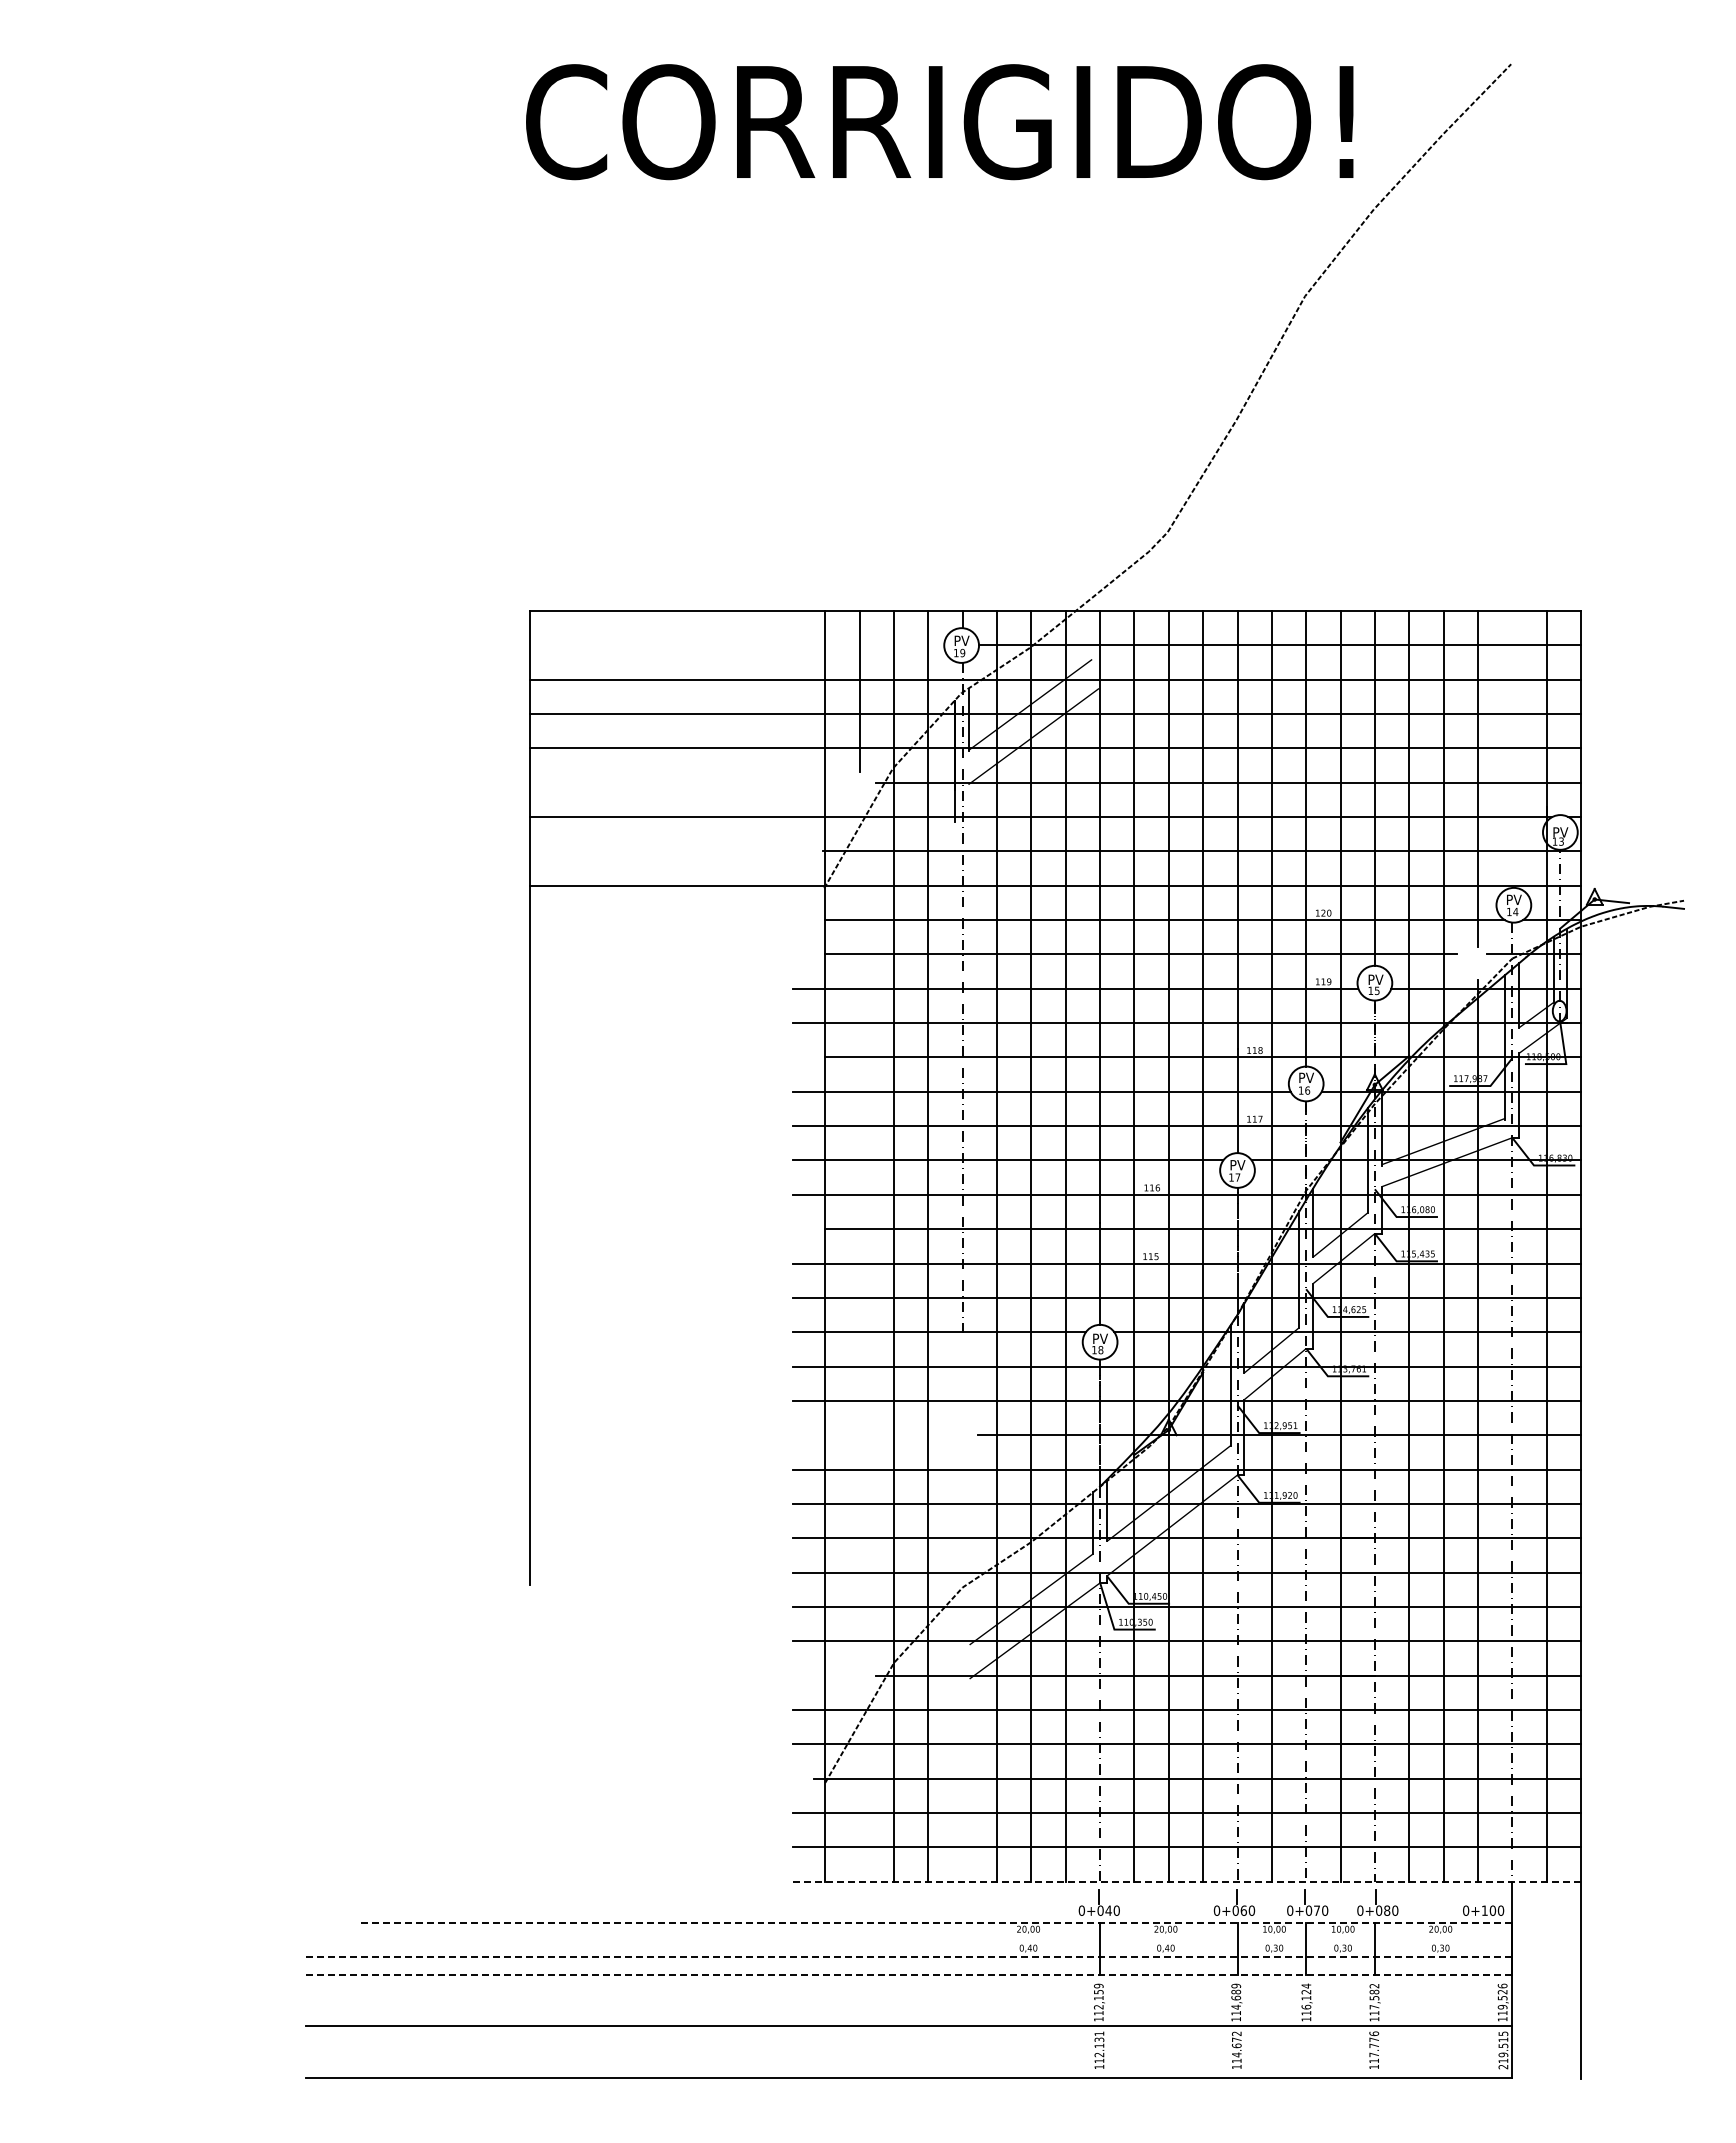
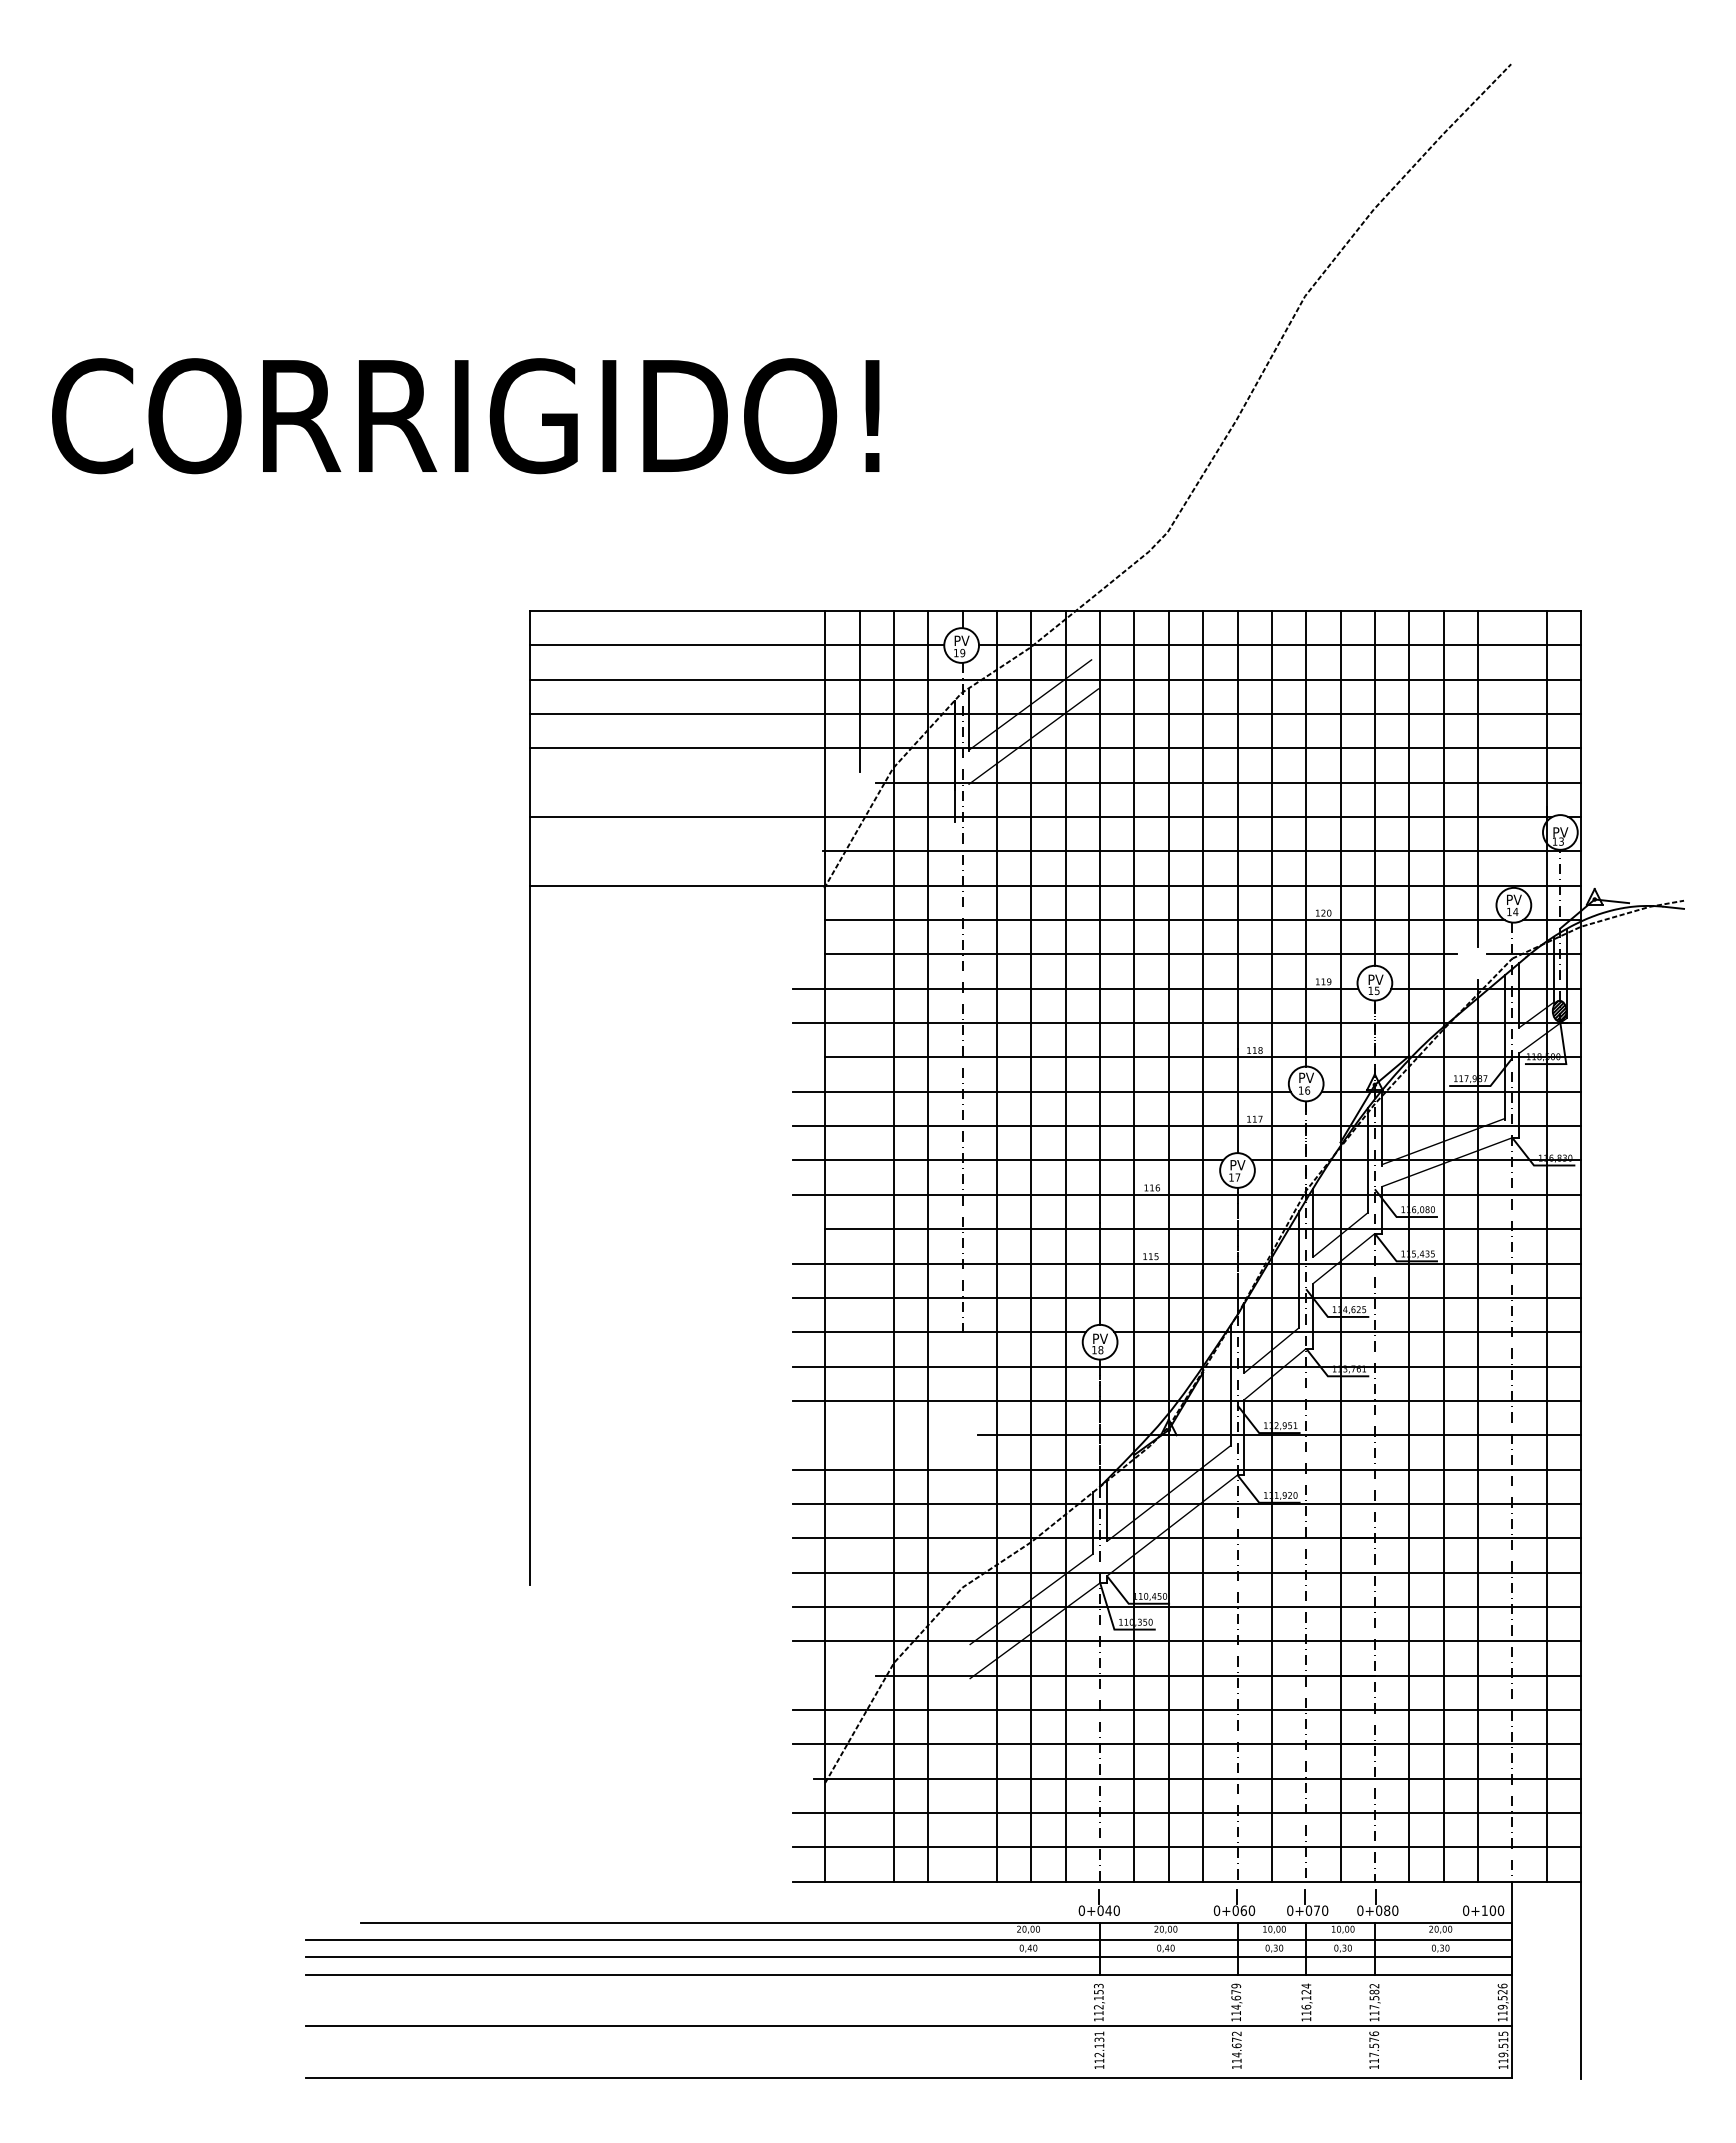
text position: (939, 122) -> (465, 416) (465, 416)
line: none -> present (736, 645)
hatch: none -> present (1559, 1011)
line: dashed -> solid (1187, 1881)
line: dashed -> solid (936, 1923)
line: none -> present (908, 1940)
line: dashed -> solid (908, 1957)
line: dashed -> solid (908, 1974)
text: 112,159 -> 112,153 (1098, 1985)
text: 114,689 -> 114,679 (1236, 1991)
text: 117.776 -> 117.576 (1374, 2045)
text: 219.515 -> 119.515 (1502, 2067)
